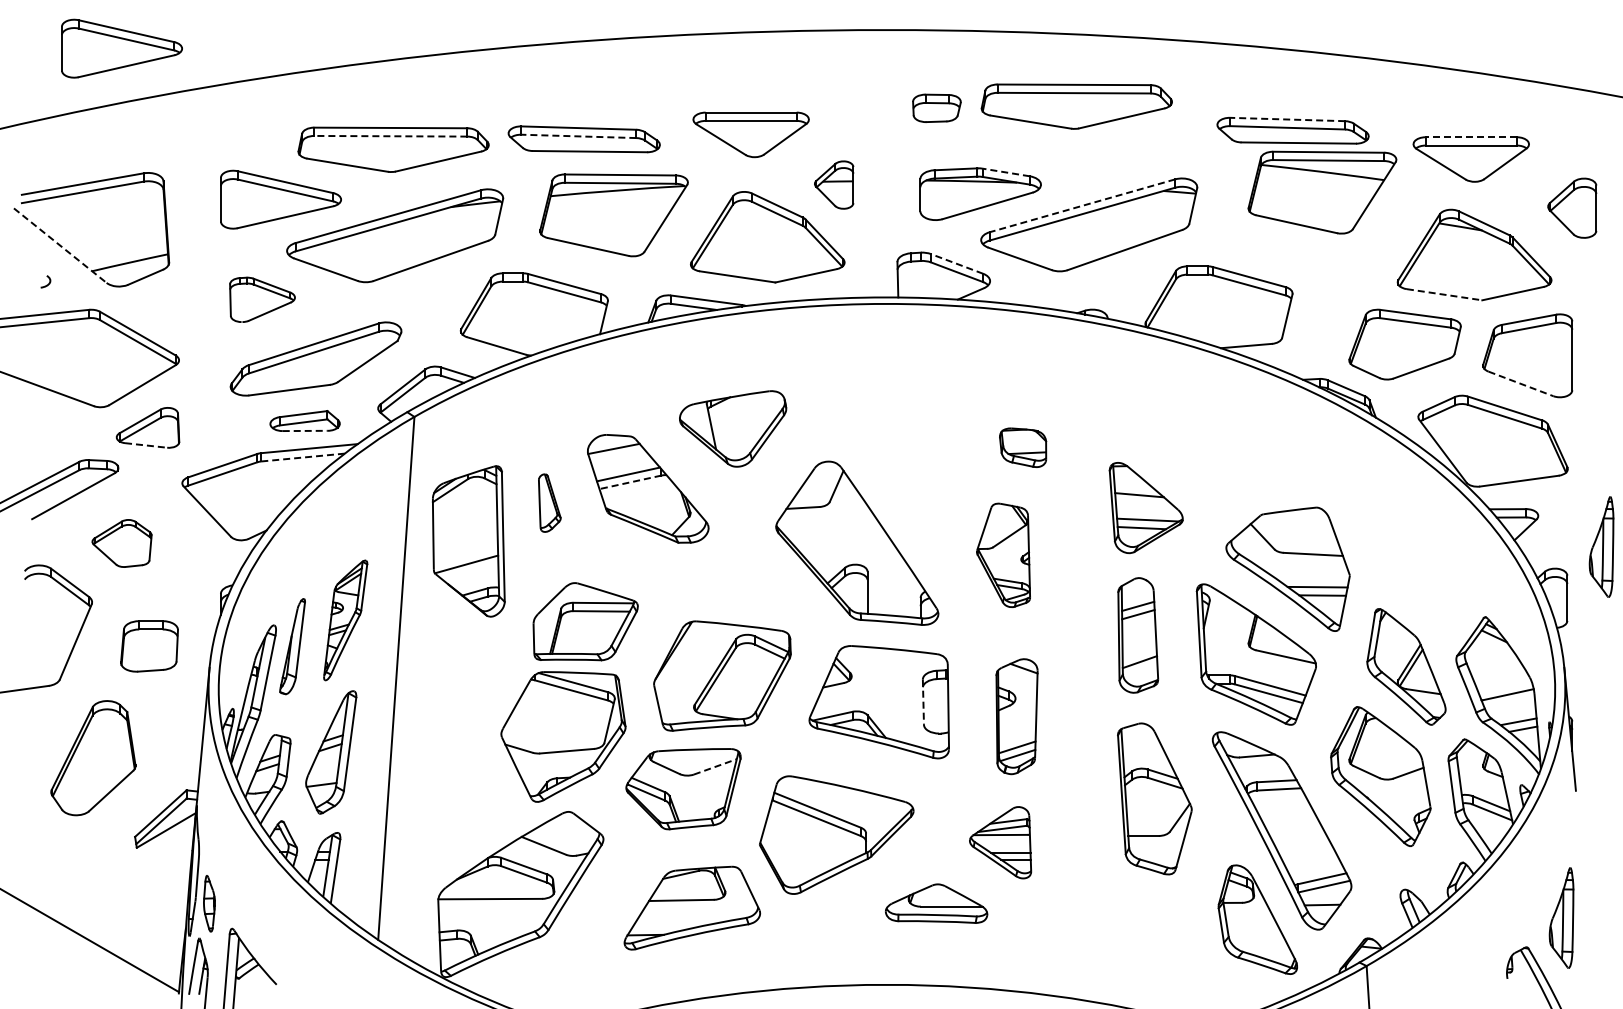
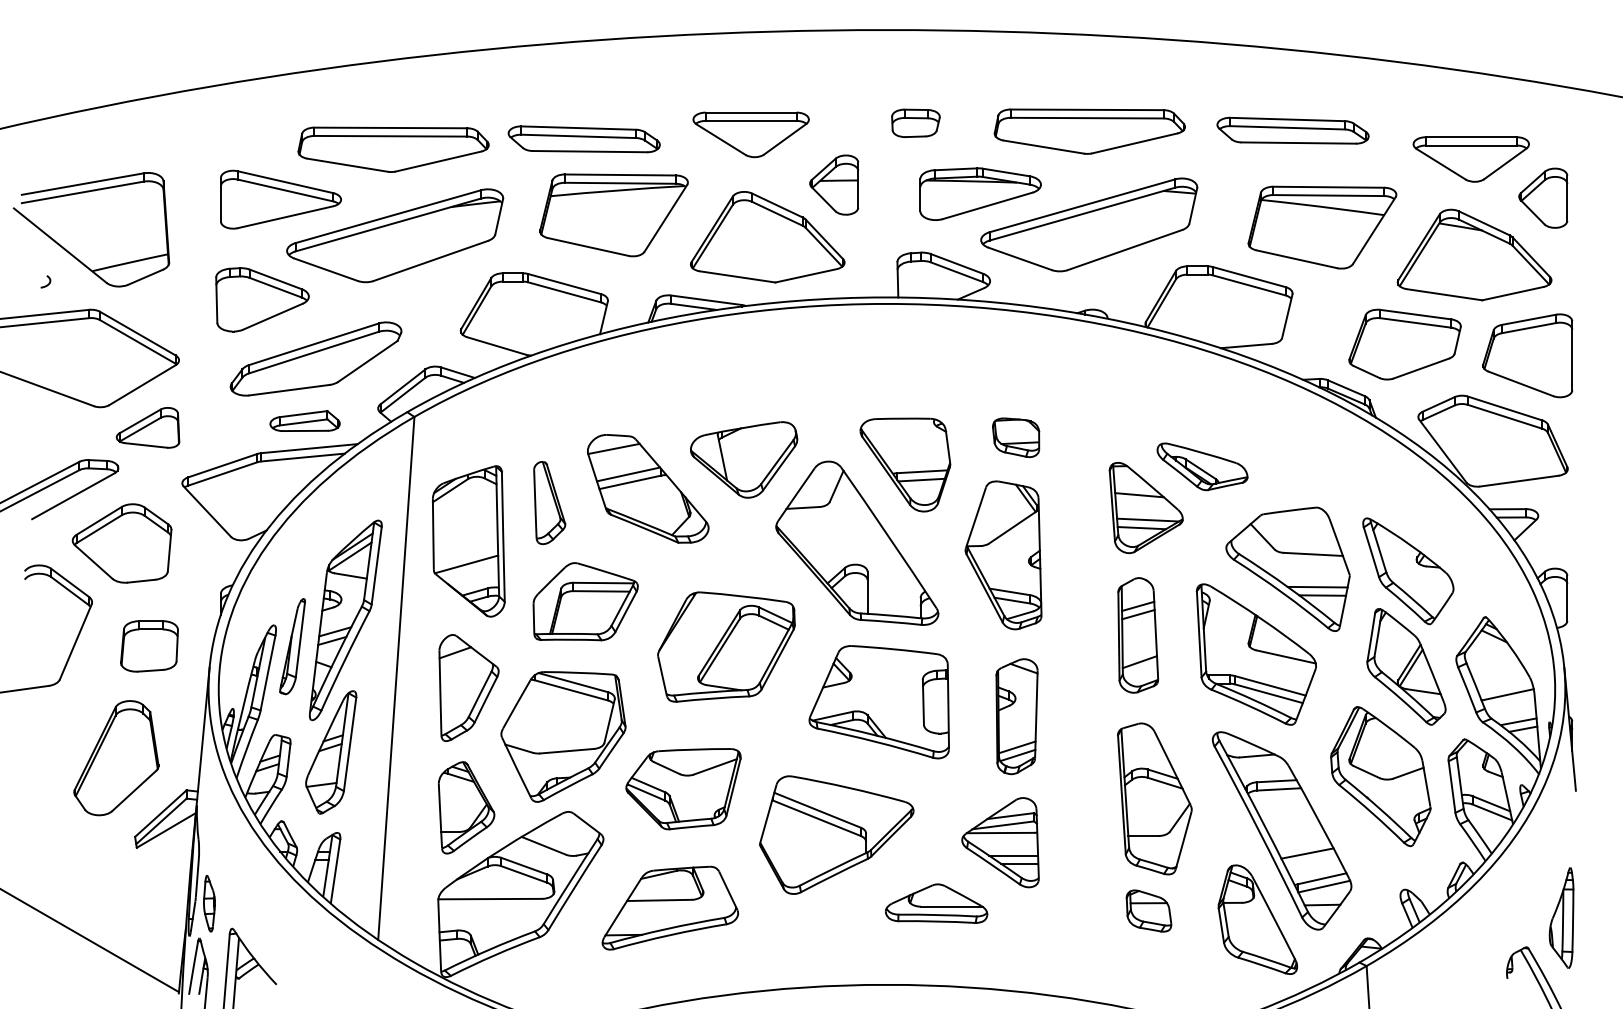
part: present -> none (121, 48)
part position: (1076, 106) -> (1089, 131) (1089, 131)
part position: (936, 107) -> (915, 122) (915, 122)
line: dashed -> solid (1287, 119)
line: dashed -> solid (390, 136)
line: dashed -> solid (578, 136)
line: dashed -> solid (1471, 137)
line: dashed -> solid (1006, 172)
part size: 41x50 px -> 50x62 px (833, 184)
part position: (1322, 192) -> (1322, 227) (1322, 227)
line: dashed -> solid (1082, 205)
part position: (1572, 207) -> (1543, 197) (1543, 197)
line: dashed -> solid (60, 245)
line: dashed -> solid (957, 263)
line: dashed -> solid (1445, 294)
part size: 67x47 px -> 95x66 px (262, 299)
line: dashed -> solid (1521, 383)
part position: (733, 428) -> (744, 459) (744, 459)
line: dashed -> solid (305, 430)
line: dashed -> solid (146, 445)
part position: (1023, 447) -> (1016, 437) (1016, 437)
line: dashed -> solid (303, 457)
part: none -> present (905, 464)
part: none -> present (1202, 466)
line: dashed -> solid (630, 482)
part size: 24x60 px -> 34x85 px (549, 503)
part size: 62x49 px -> 102x81 px (121, 543)
part: present -> none (1601, 546)
part size: 55x106 px -> 79x151 px (1003, 555)
part: none -> present (1408, 571)
part size: 46x123 px -> 75x203 px (345, 620)
part position: (585, 621) -> (585, 601) (585, 601)
part position: (722, 675) -> (726, 646) (726, 646)
part: none -> present (468, 687)
line: dashed -> solid (923, 702)
part position: (93, 758) -> (116, 758) (116, 758)
line: dashed -> solid (715, 766)
part: none -> present (466, 807)
part size: 64x74 px -> 79x92 px (1000, 842)
line: none -> present (1307, 853)
part position: (692, 907) -> (670, 907) (670, 907)
part: none -> present (1148, 910)
